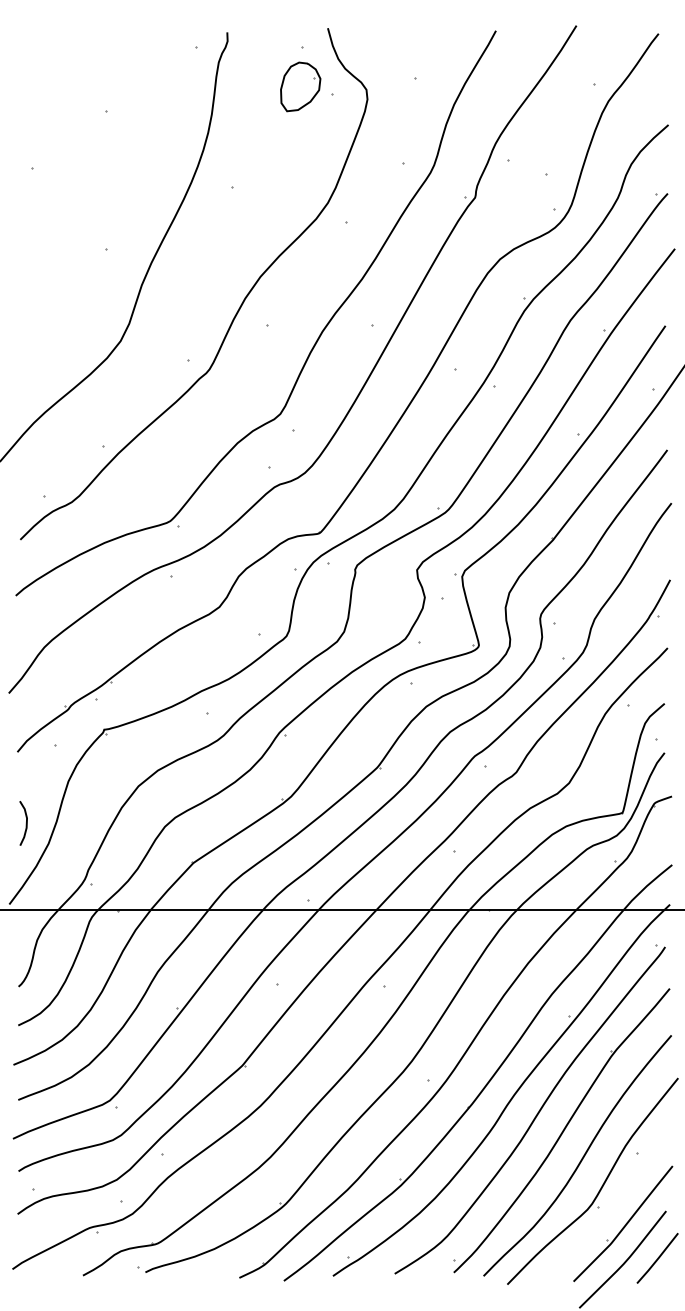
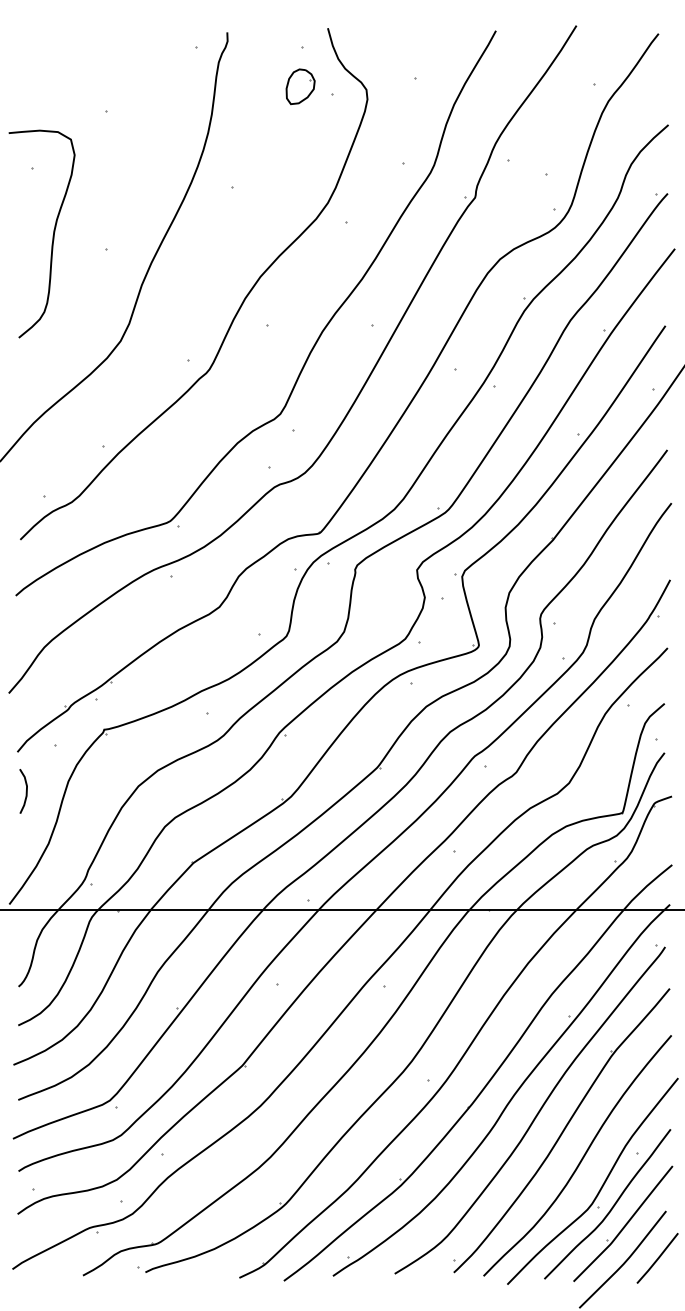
part size: 42x52 px -> 31x37 px (300, 86)
curve: none -> present (52, 235)
curve position: (25, 823) -> (25, 791) (25, 791)
curve: none -> present (611, 1207)
